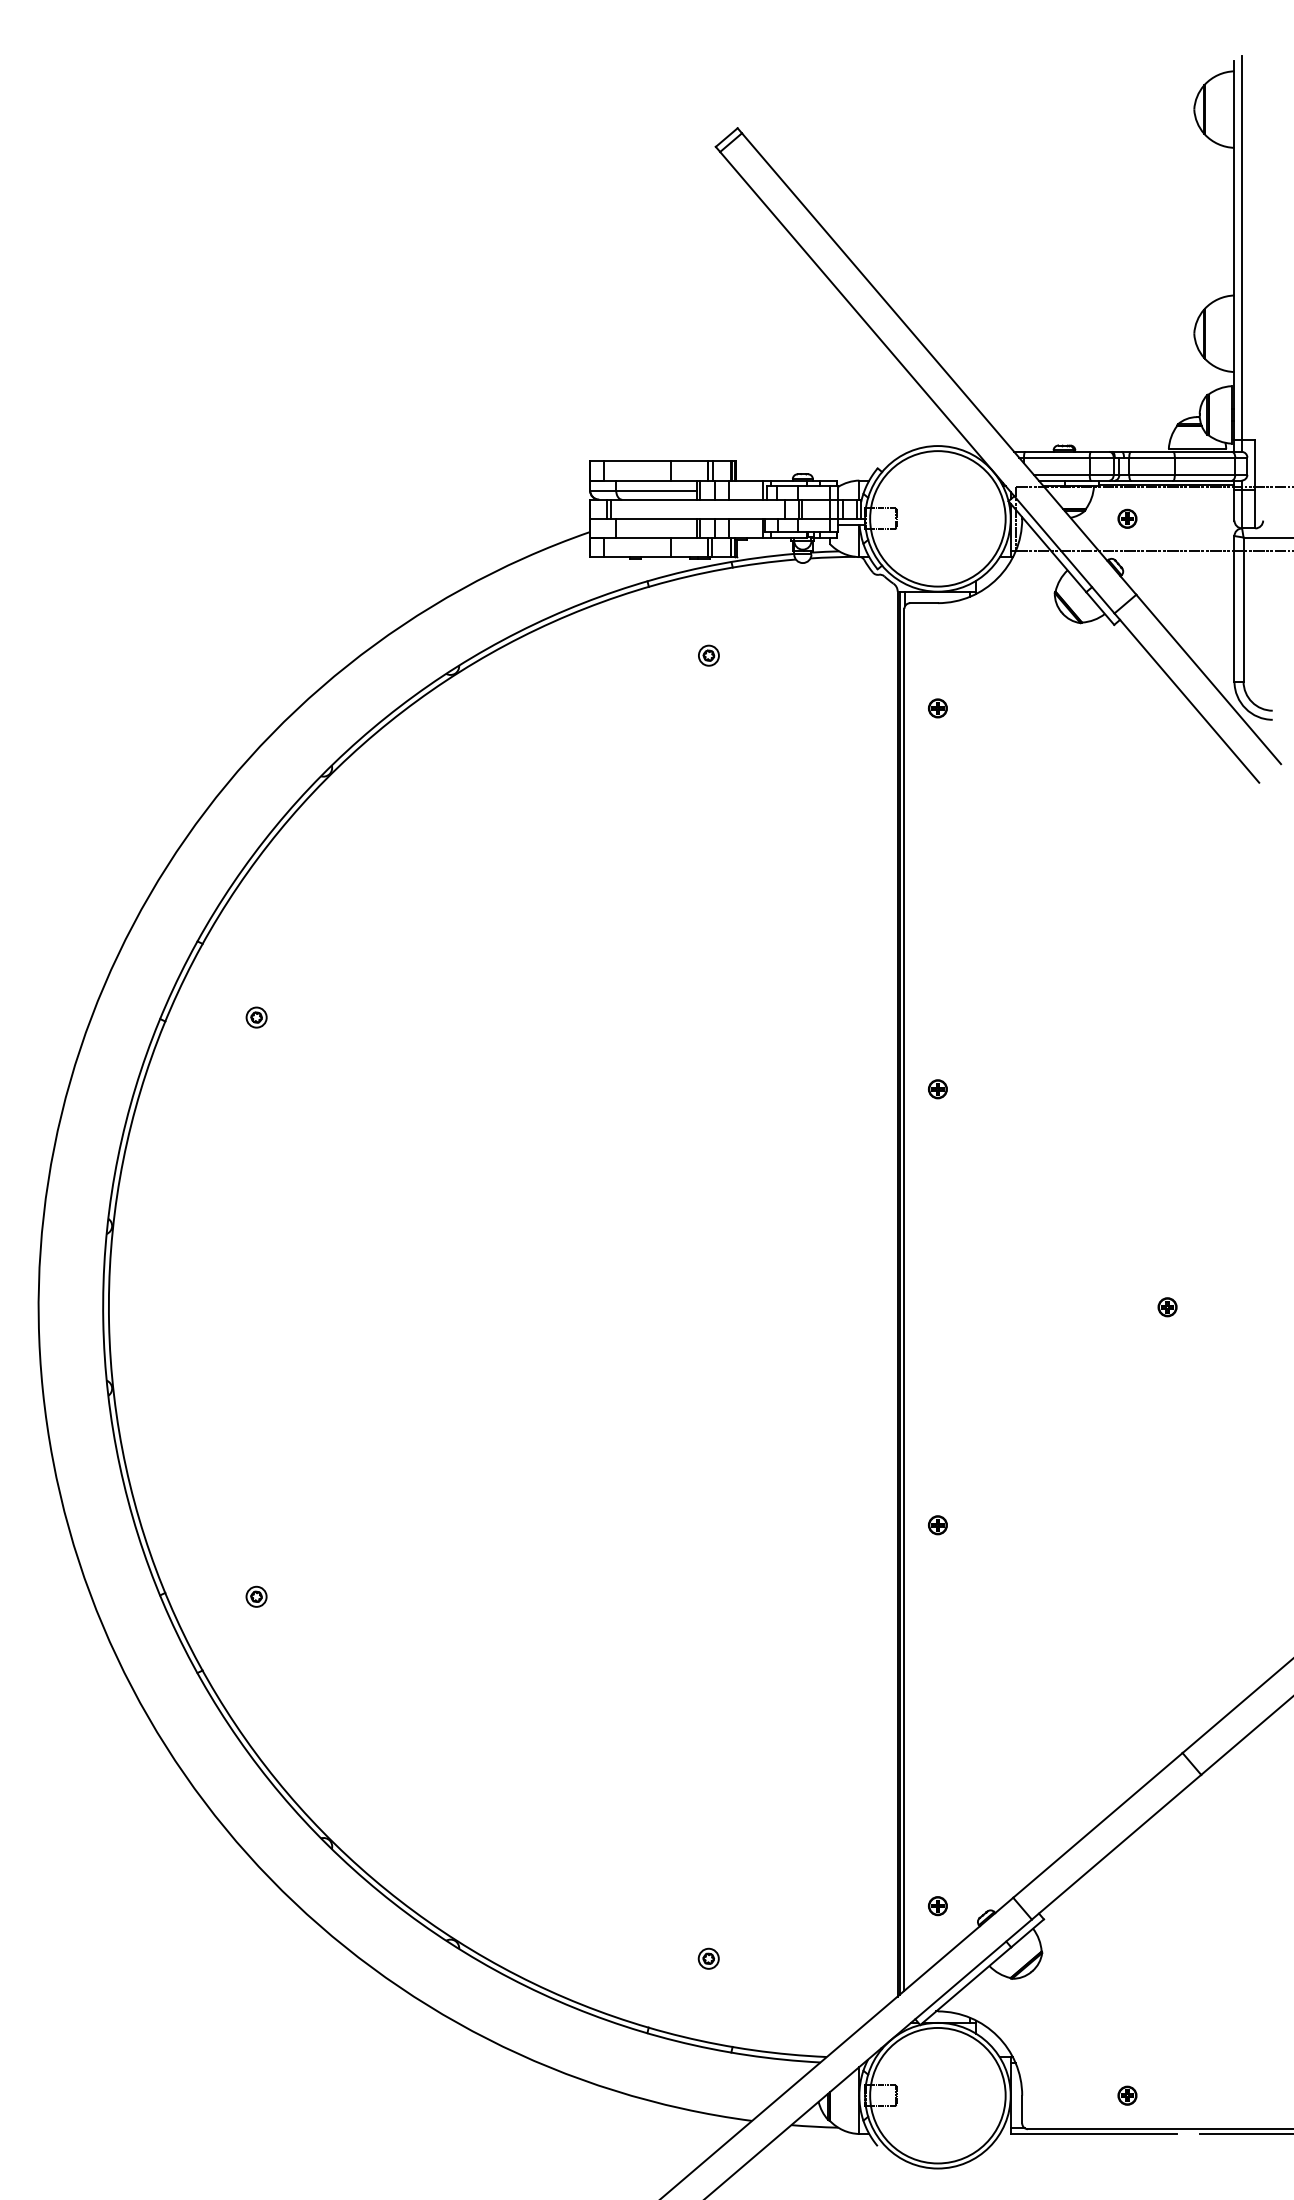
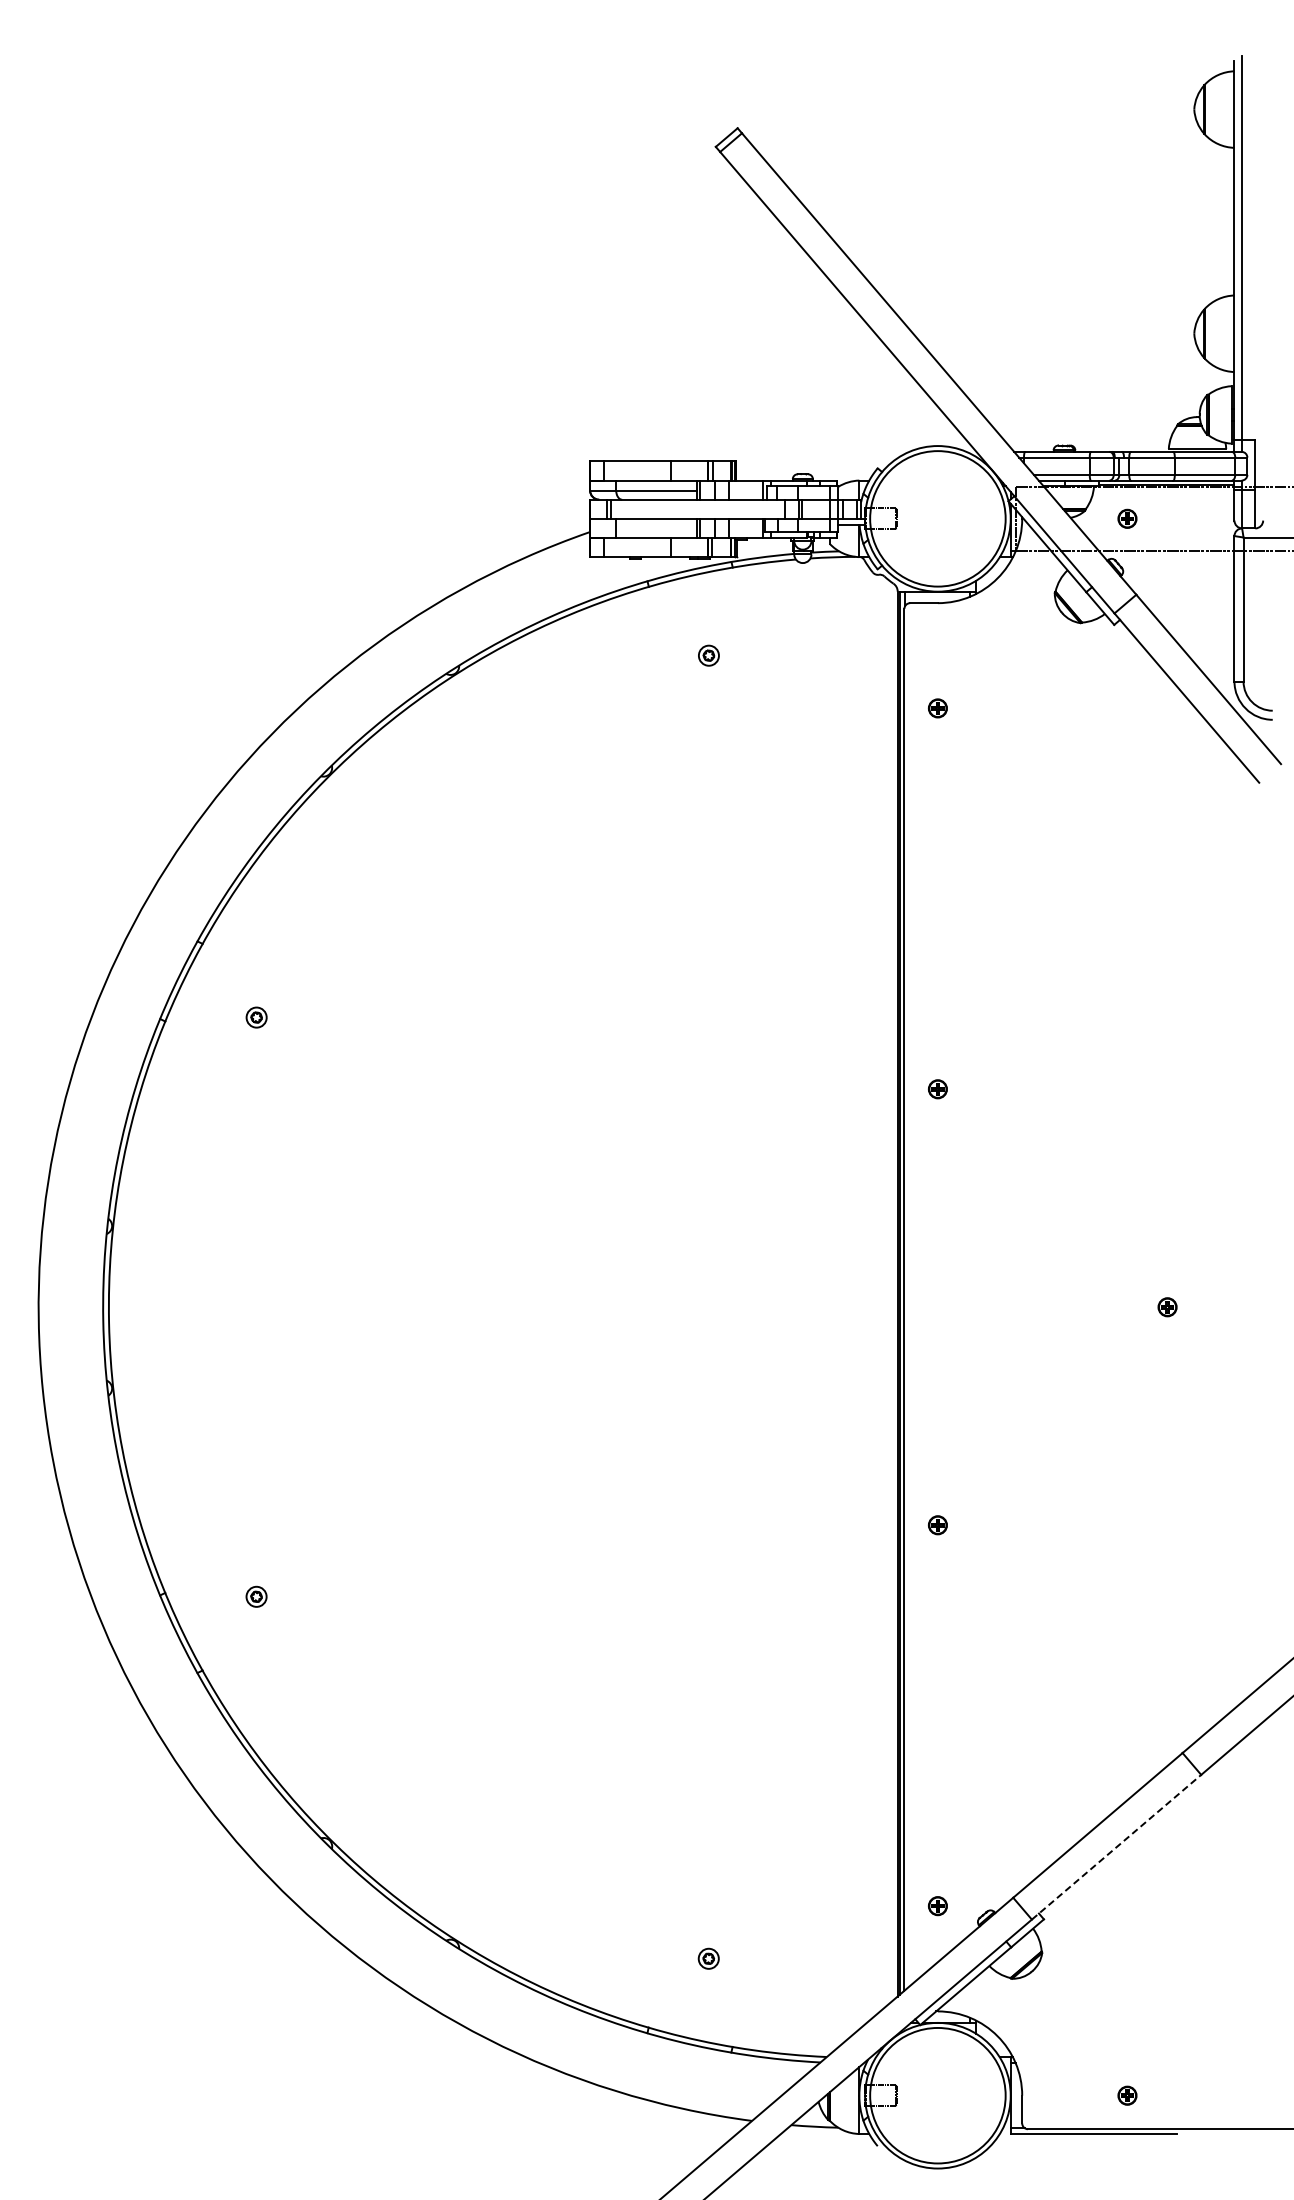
line: solid -> dashed (1116, 1846)
line: present -> none (1245, 2134)
